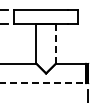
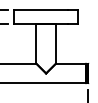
line: dashed -> solid (55, 44)
line: dashed -> solid (43, 83)
